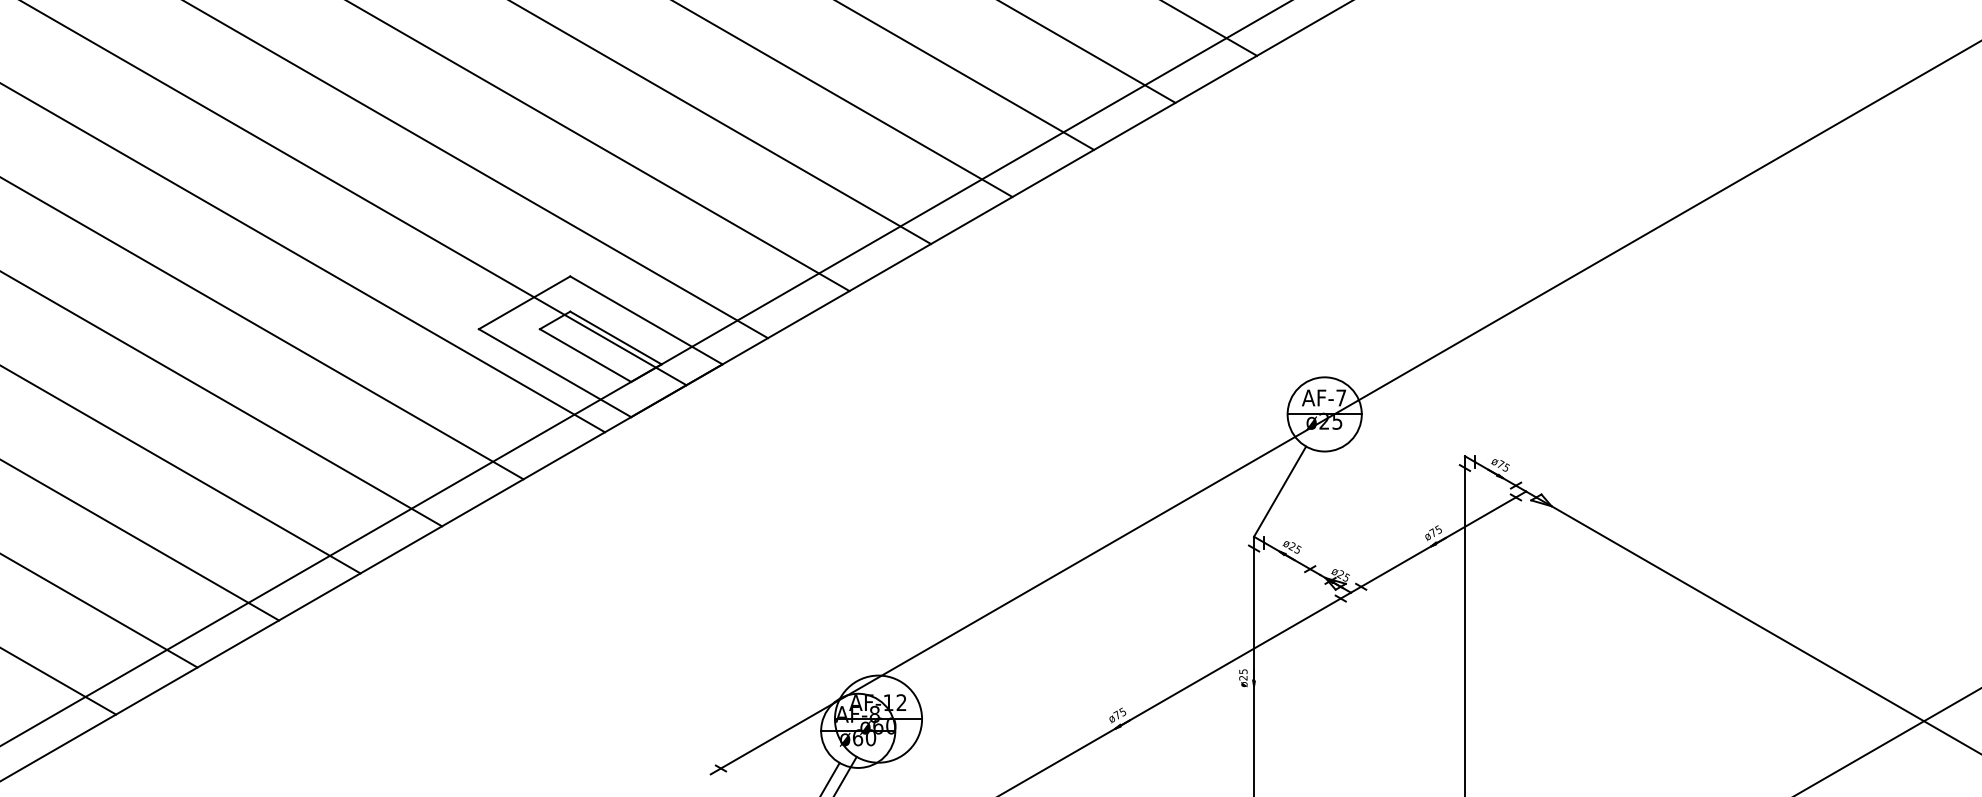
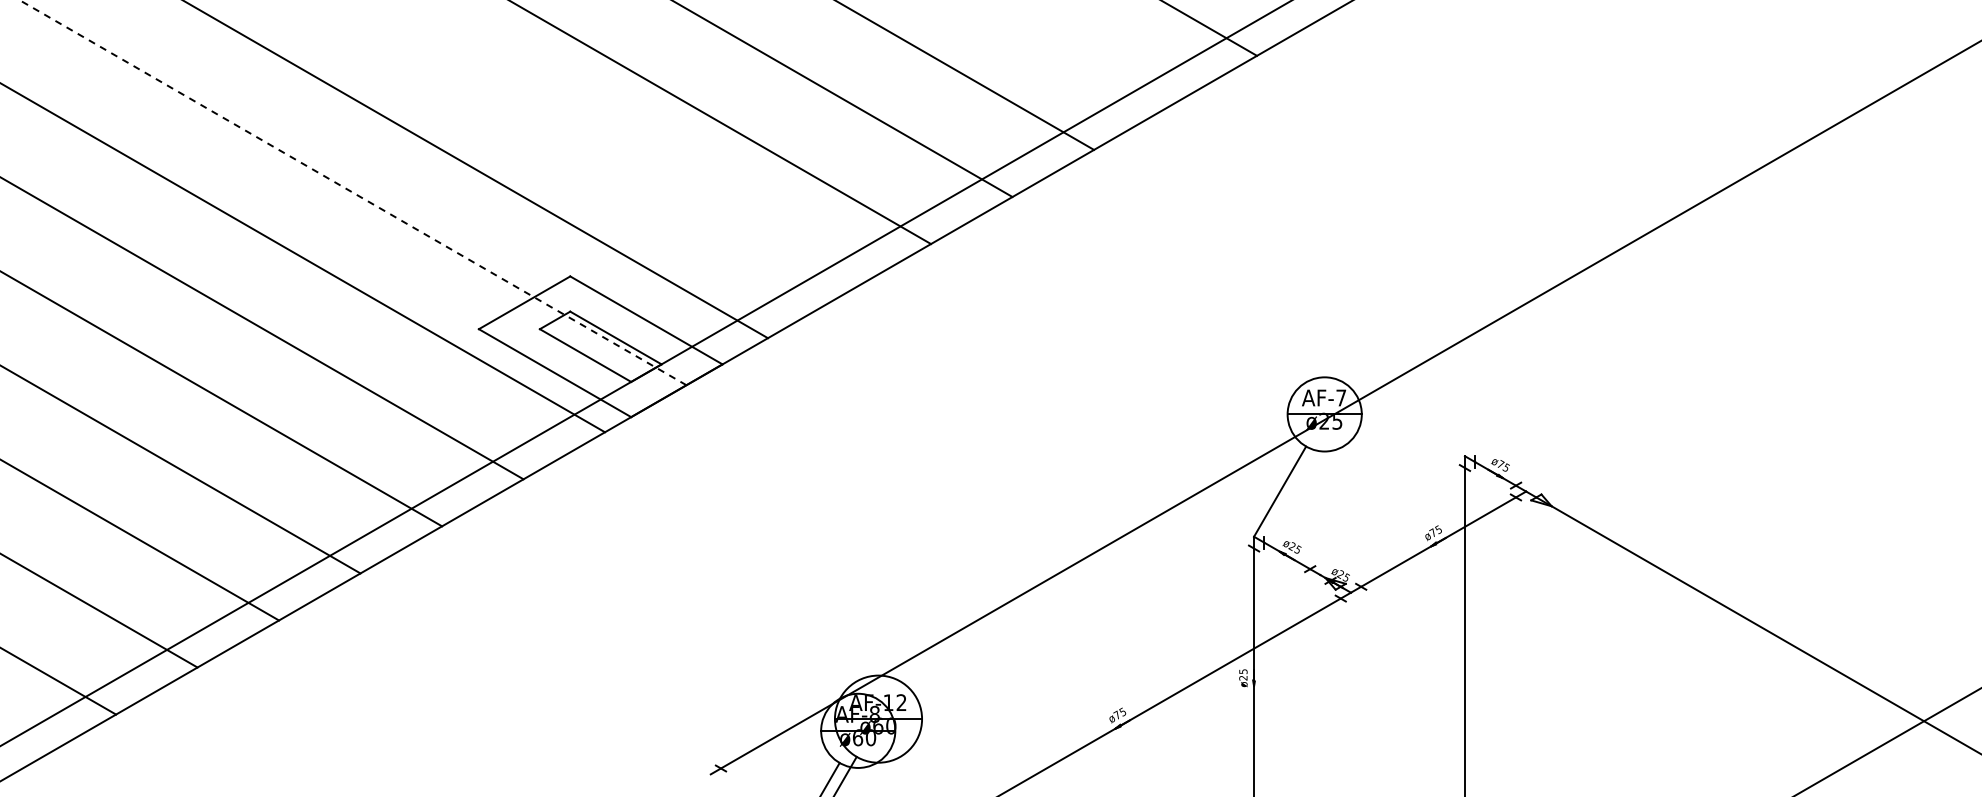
line: present -> none (1088, 52)
line: present -> none (599, 146)
line: solid -> dashed (353, 192)
